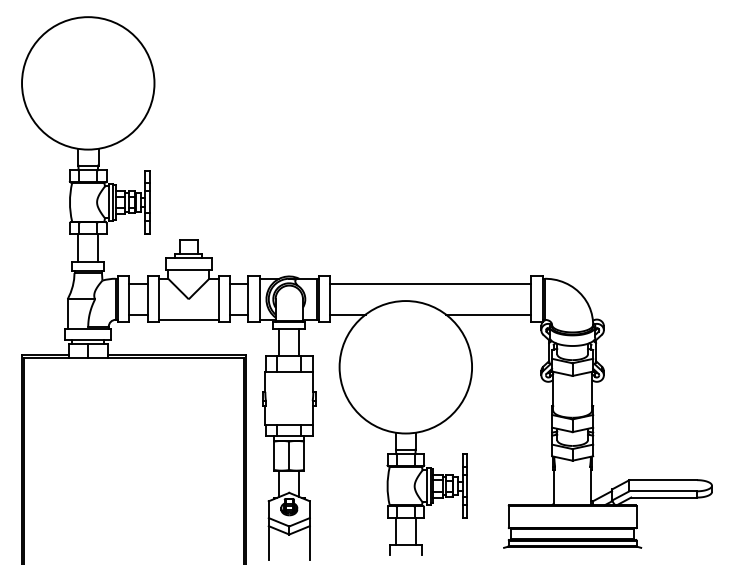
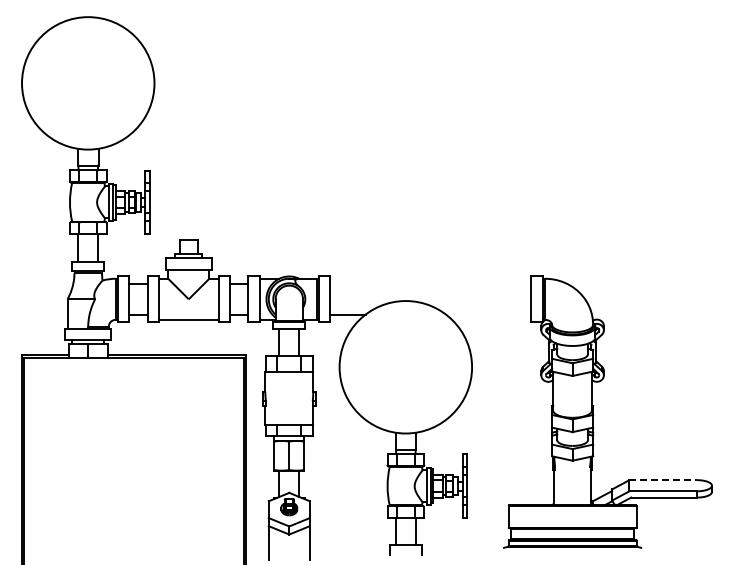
line: present -> none (430, 283)
line: present -> none (488, 314)
line: solid -> dashed (663, 480)
